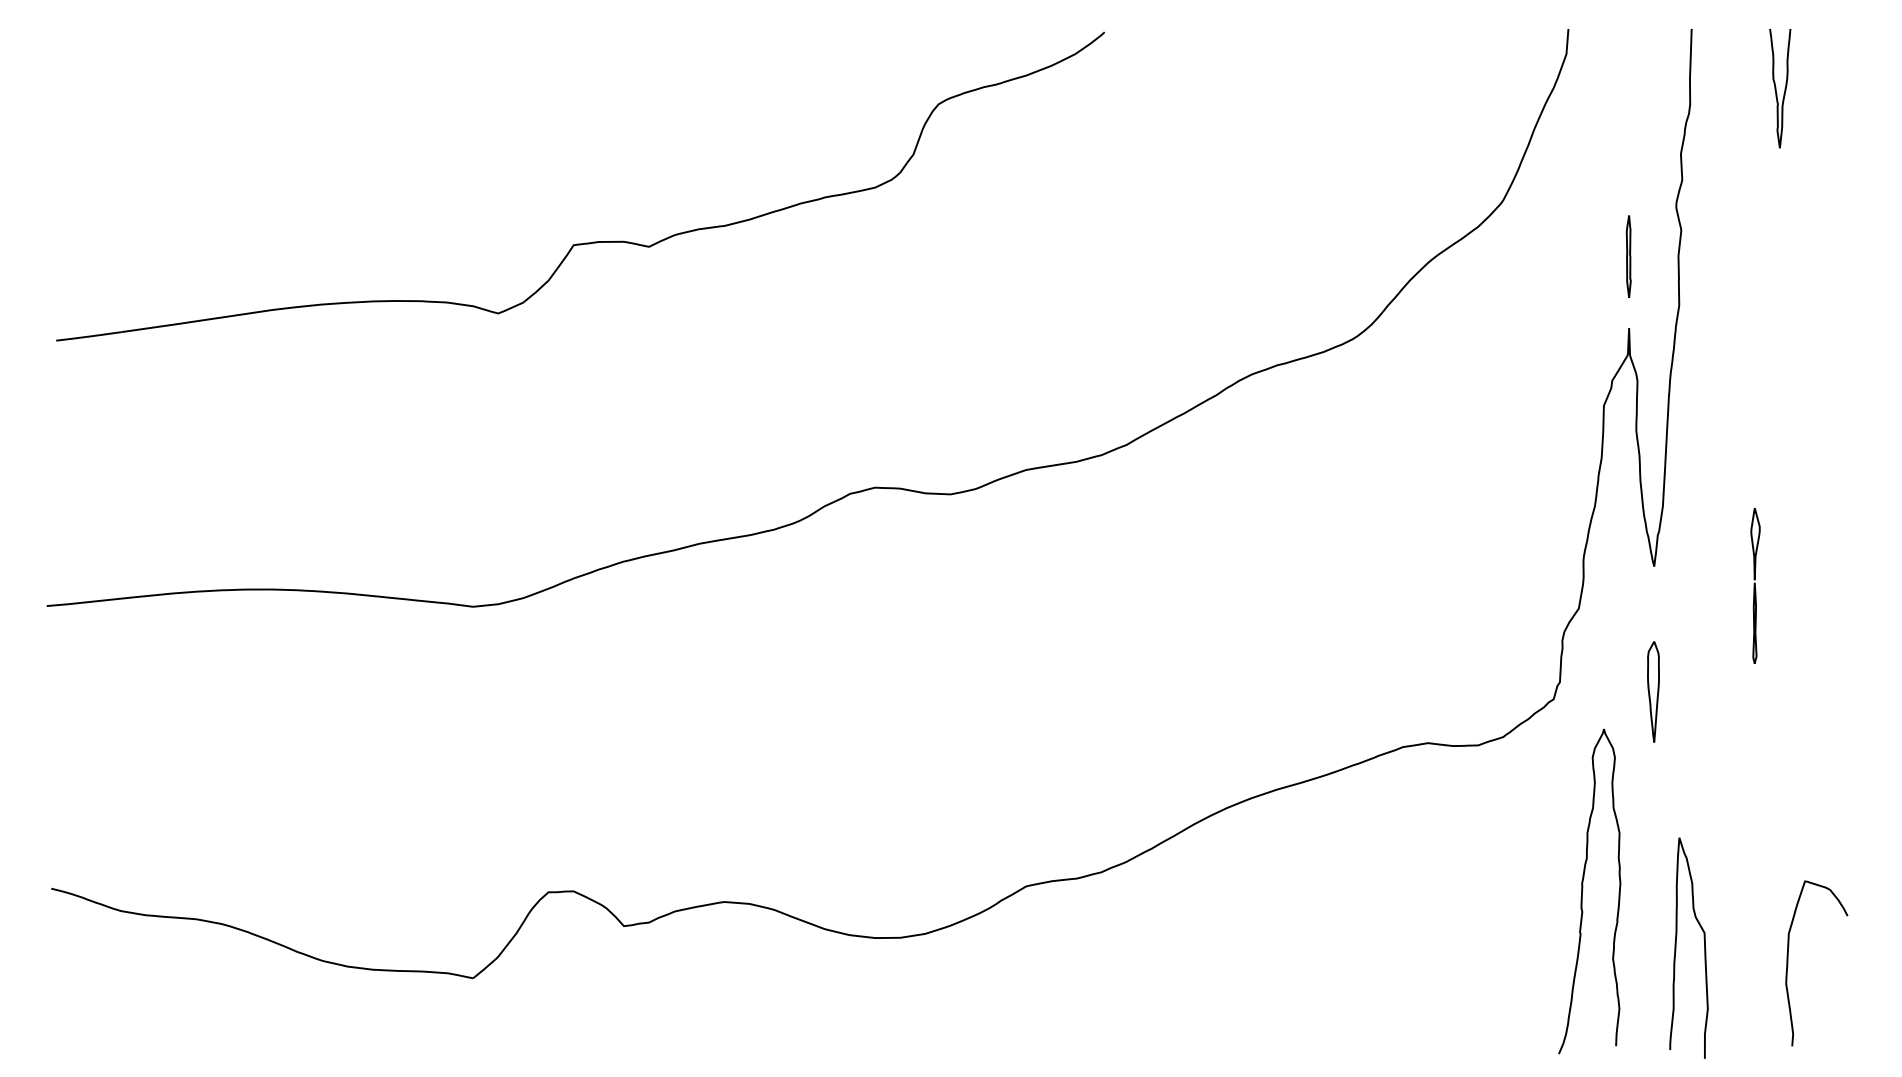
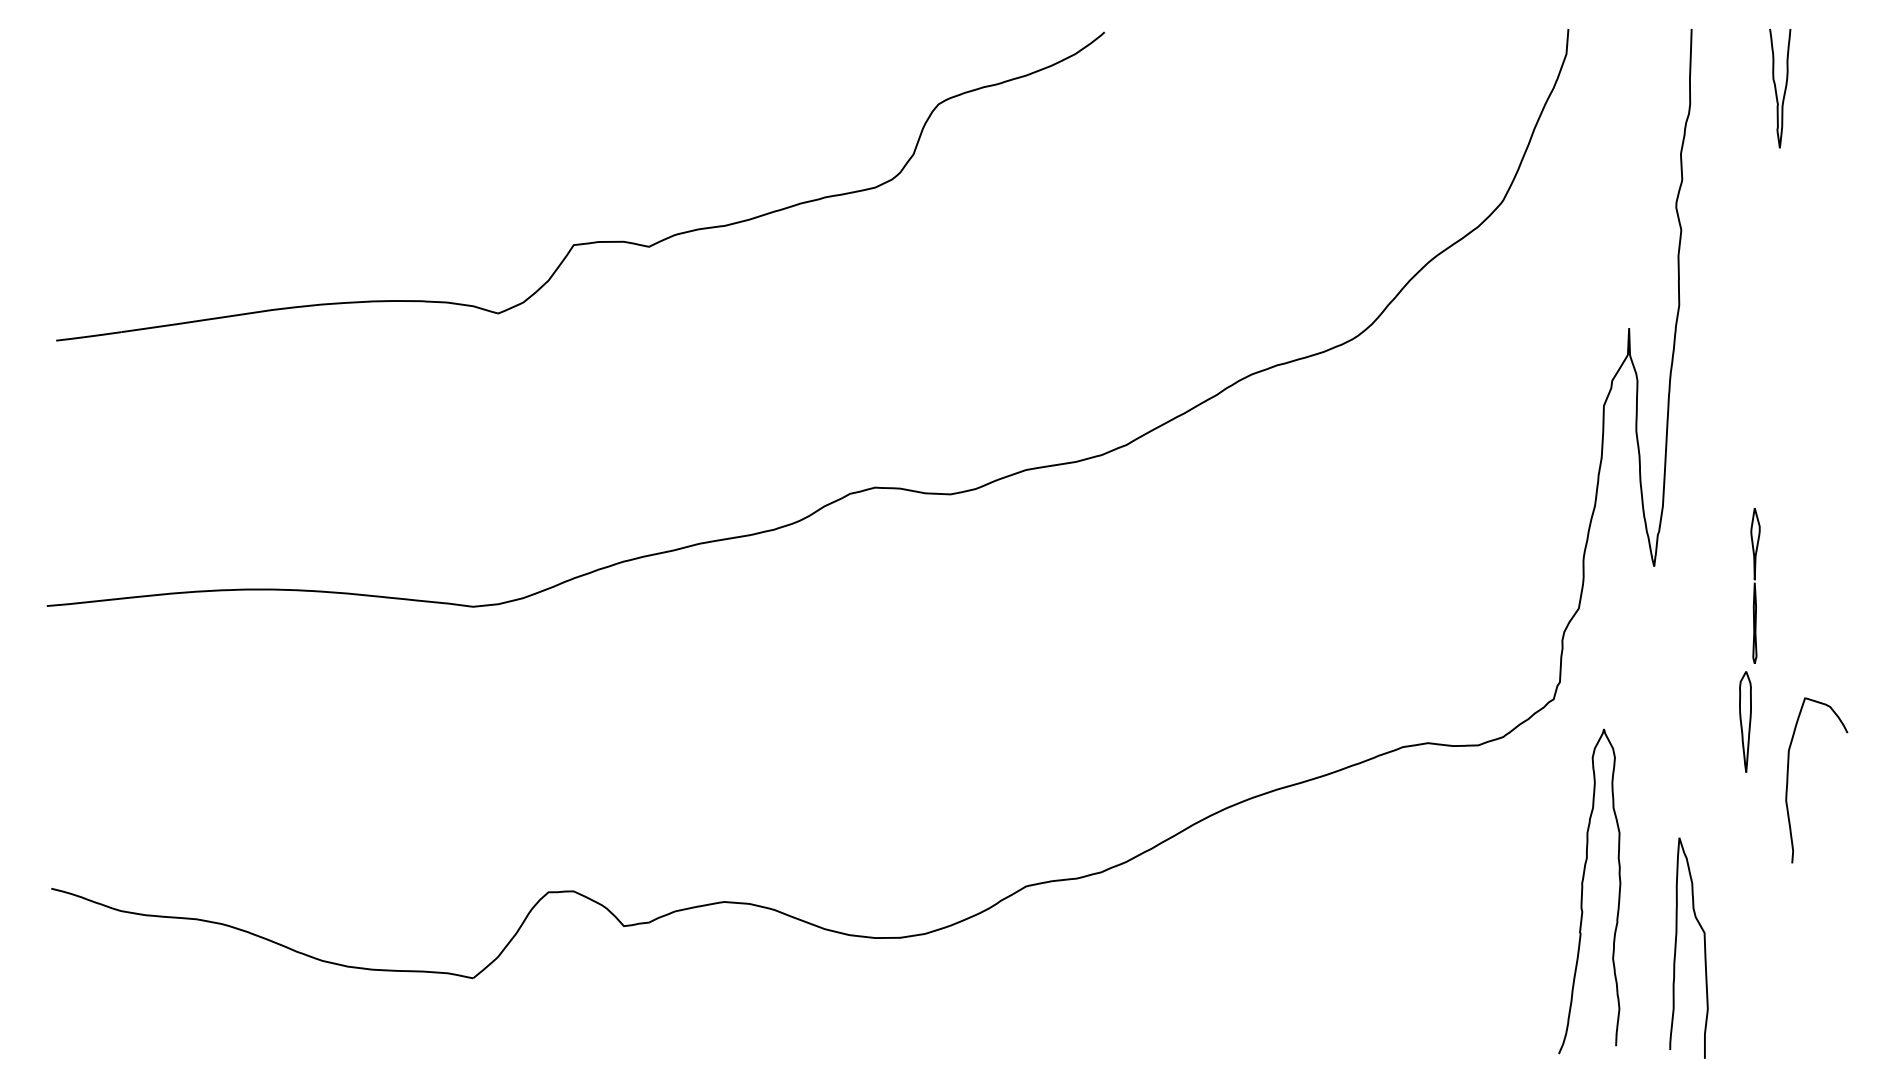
part: present -> none (1628, 256)
part position: (1653, 691) -> (1745, 721) (1745, 721)
curve position: (1788, 963) -> (1788, 780) (1788, 780)
